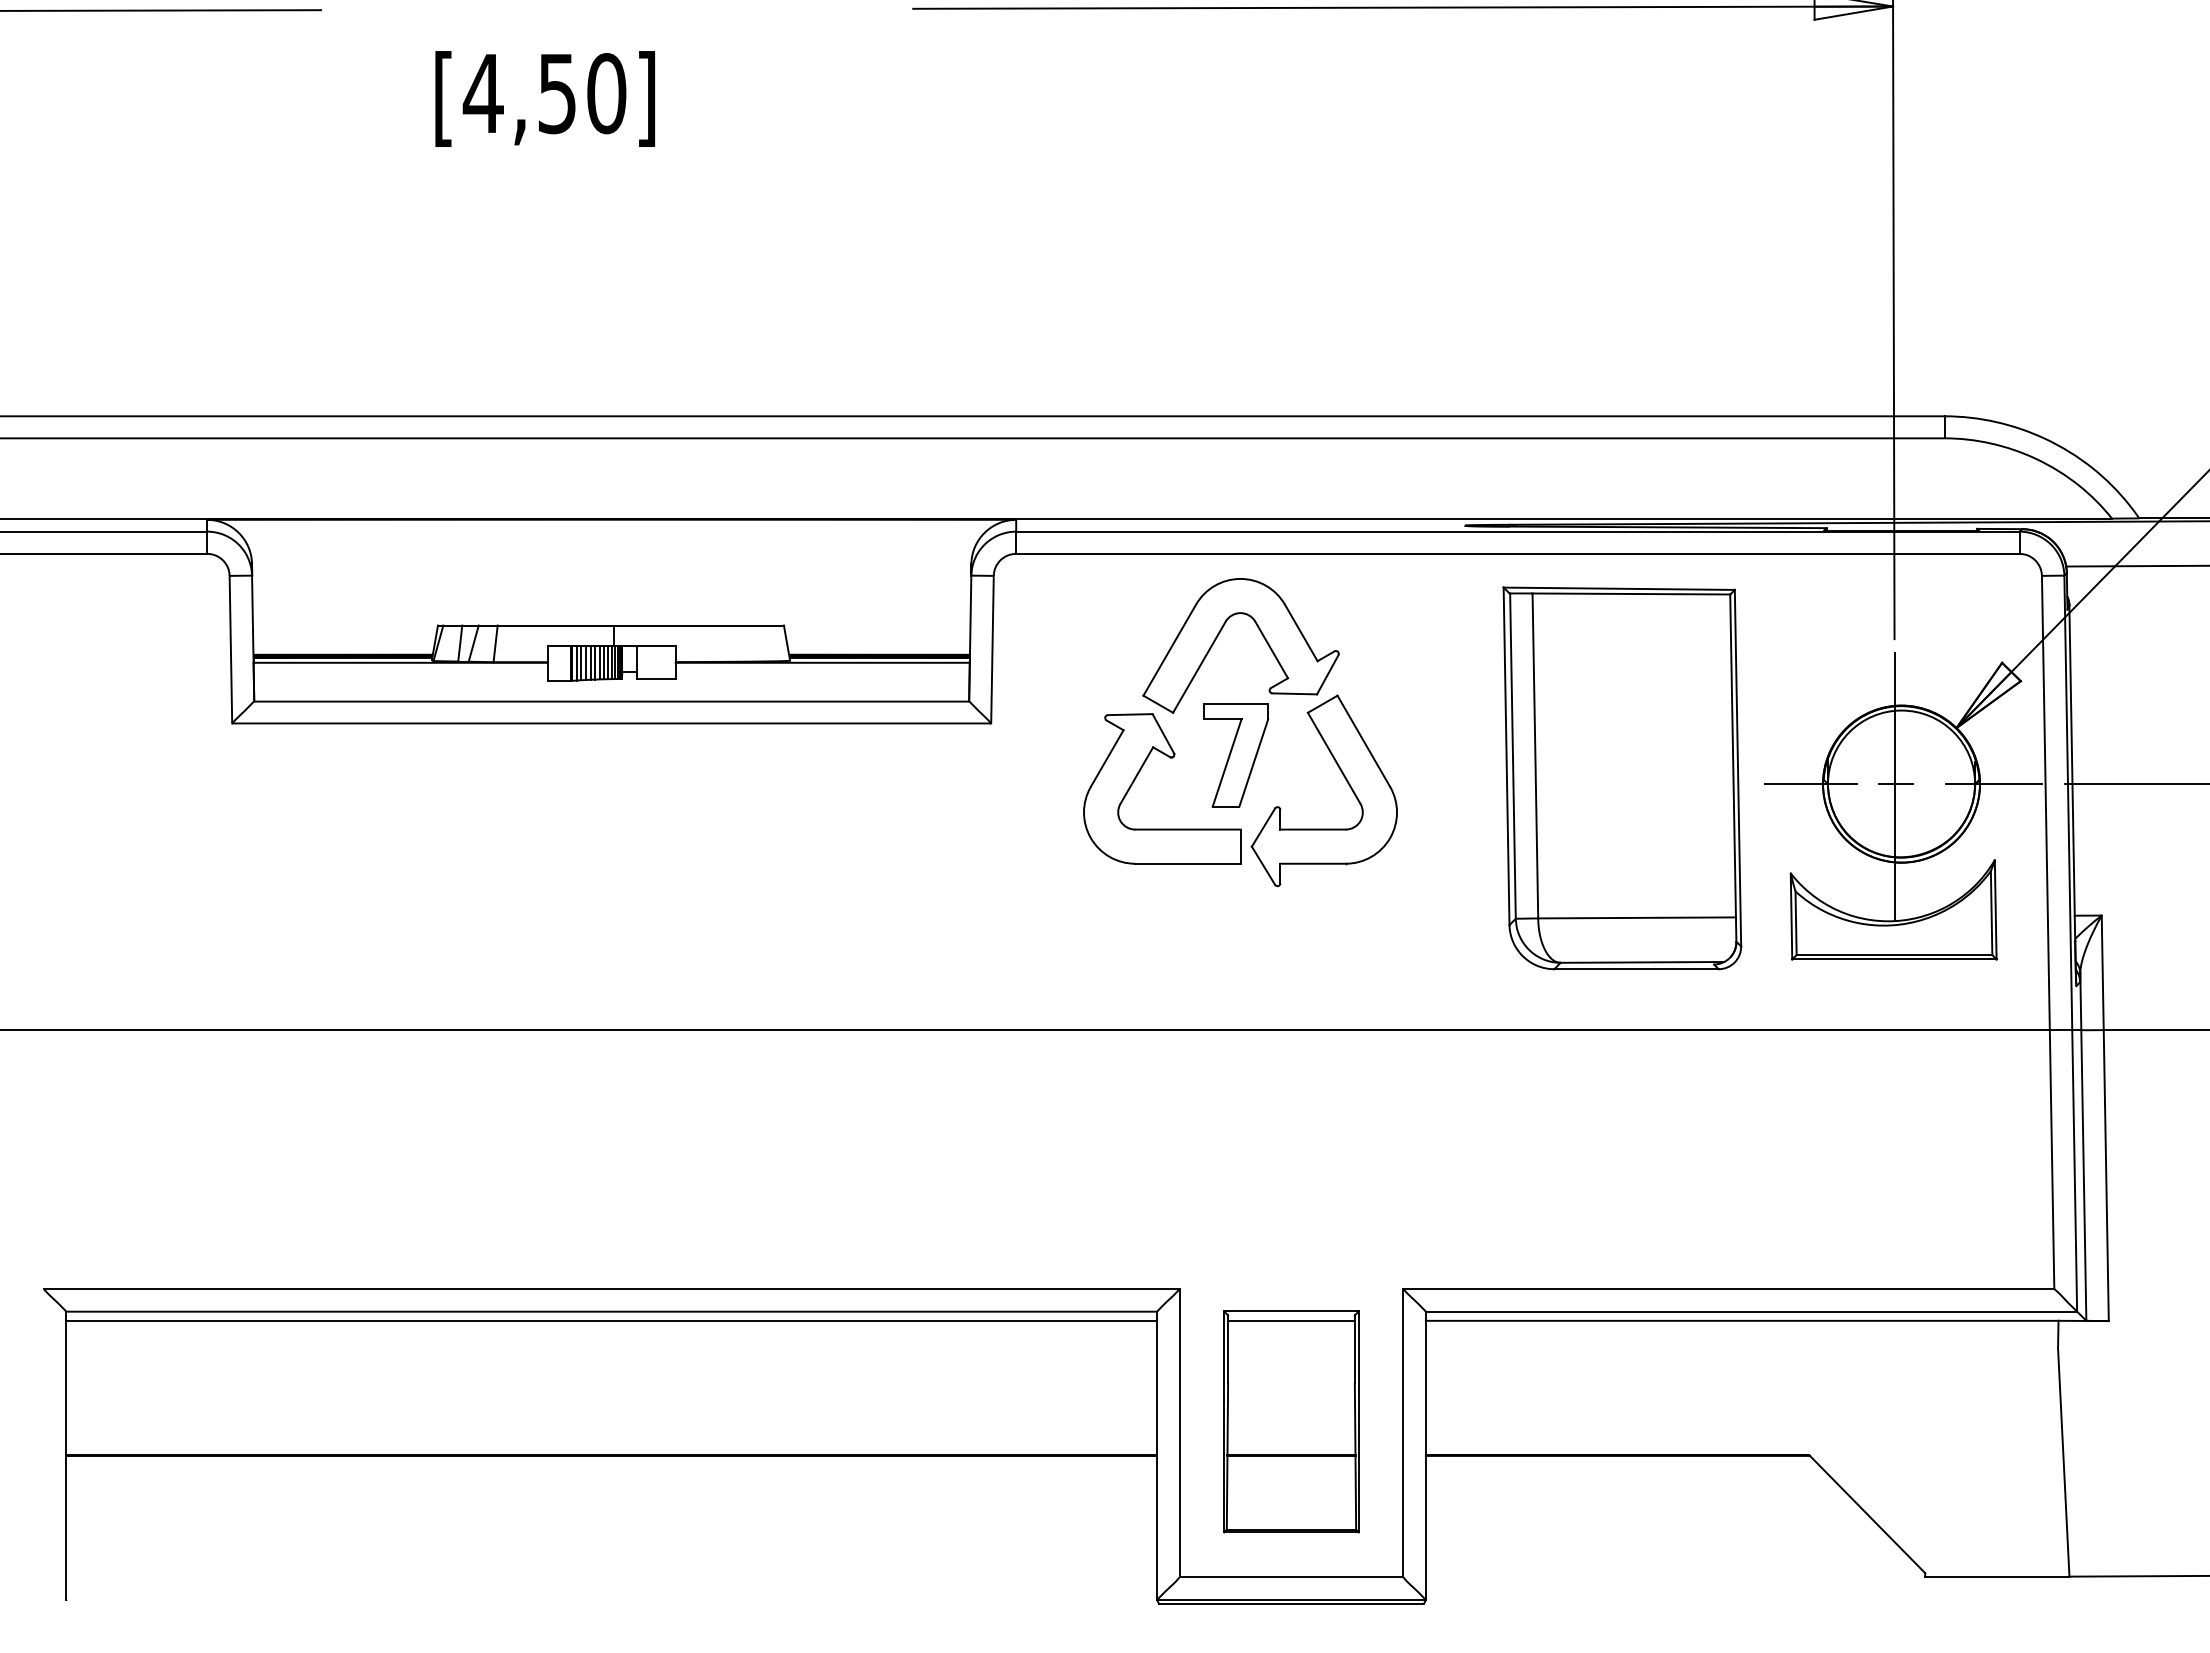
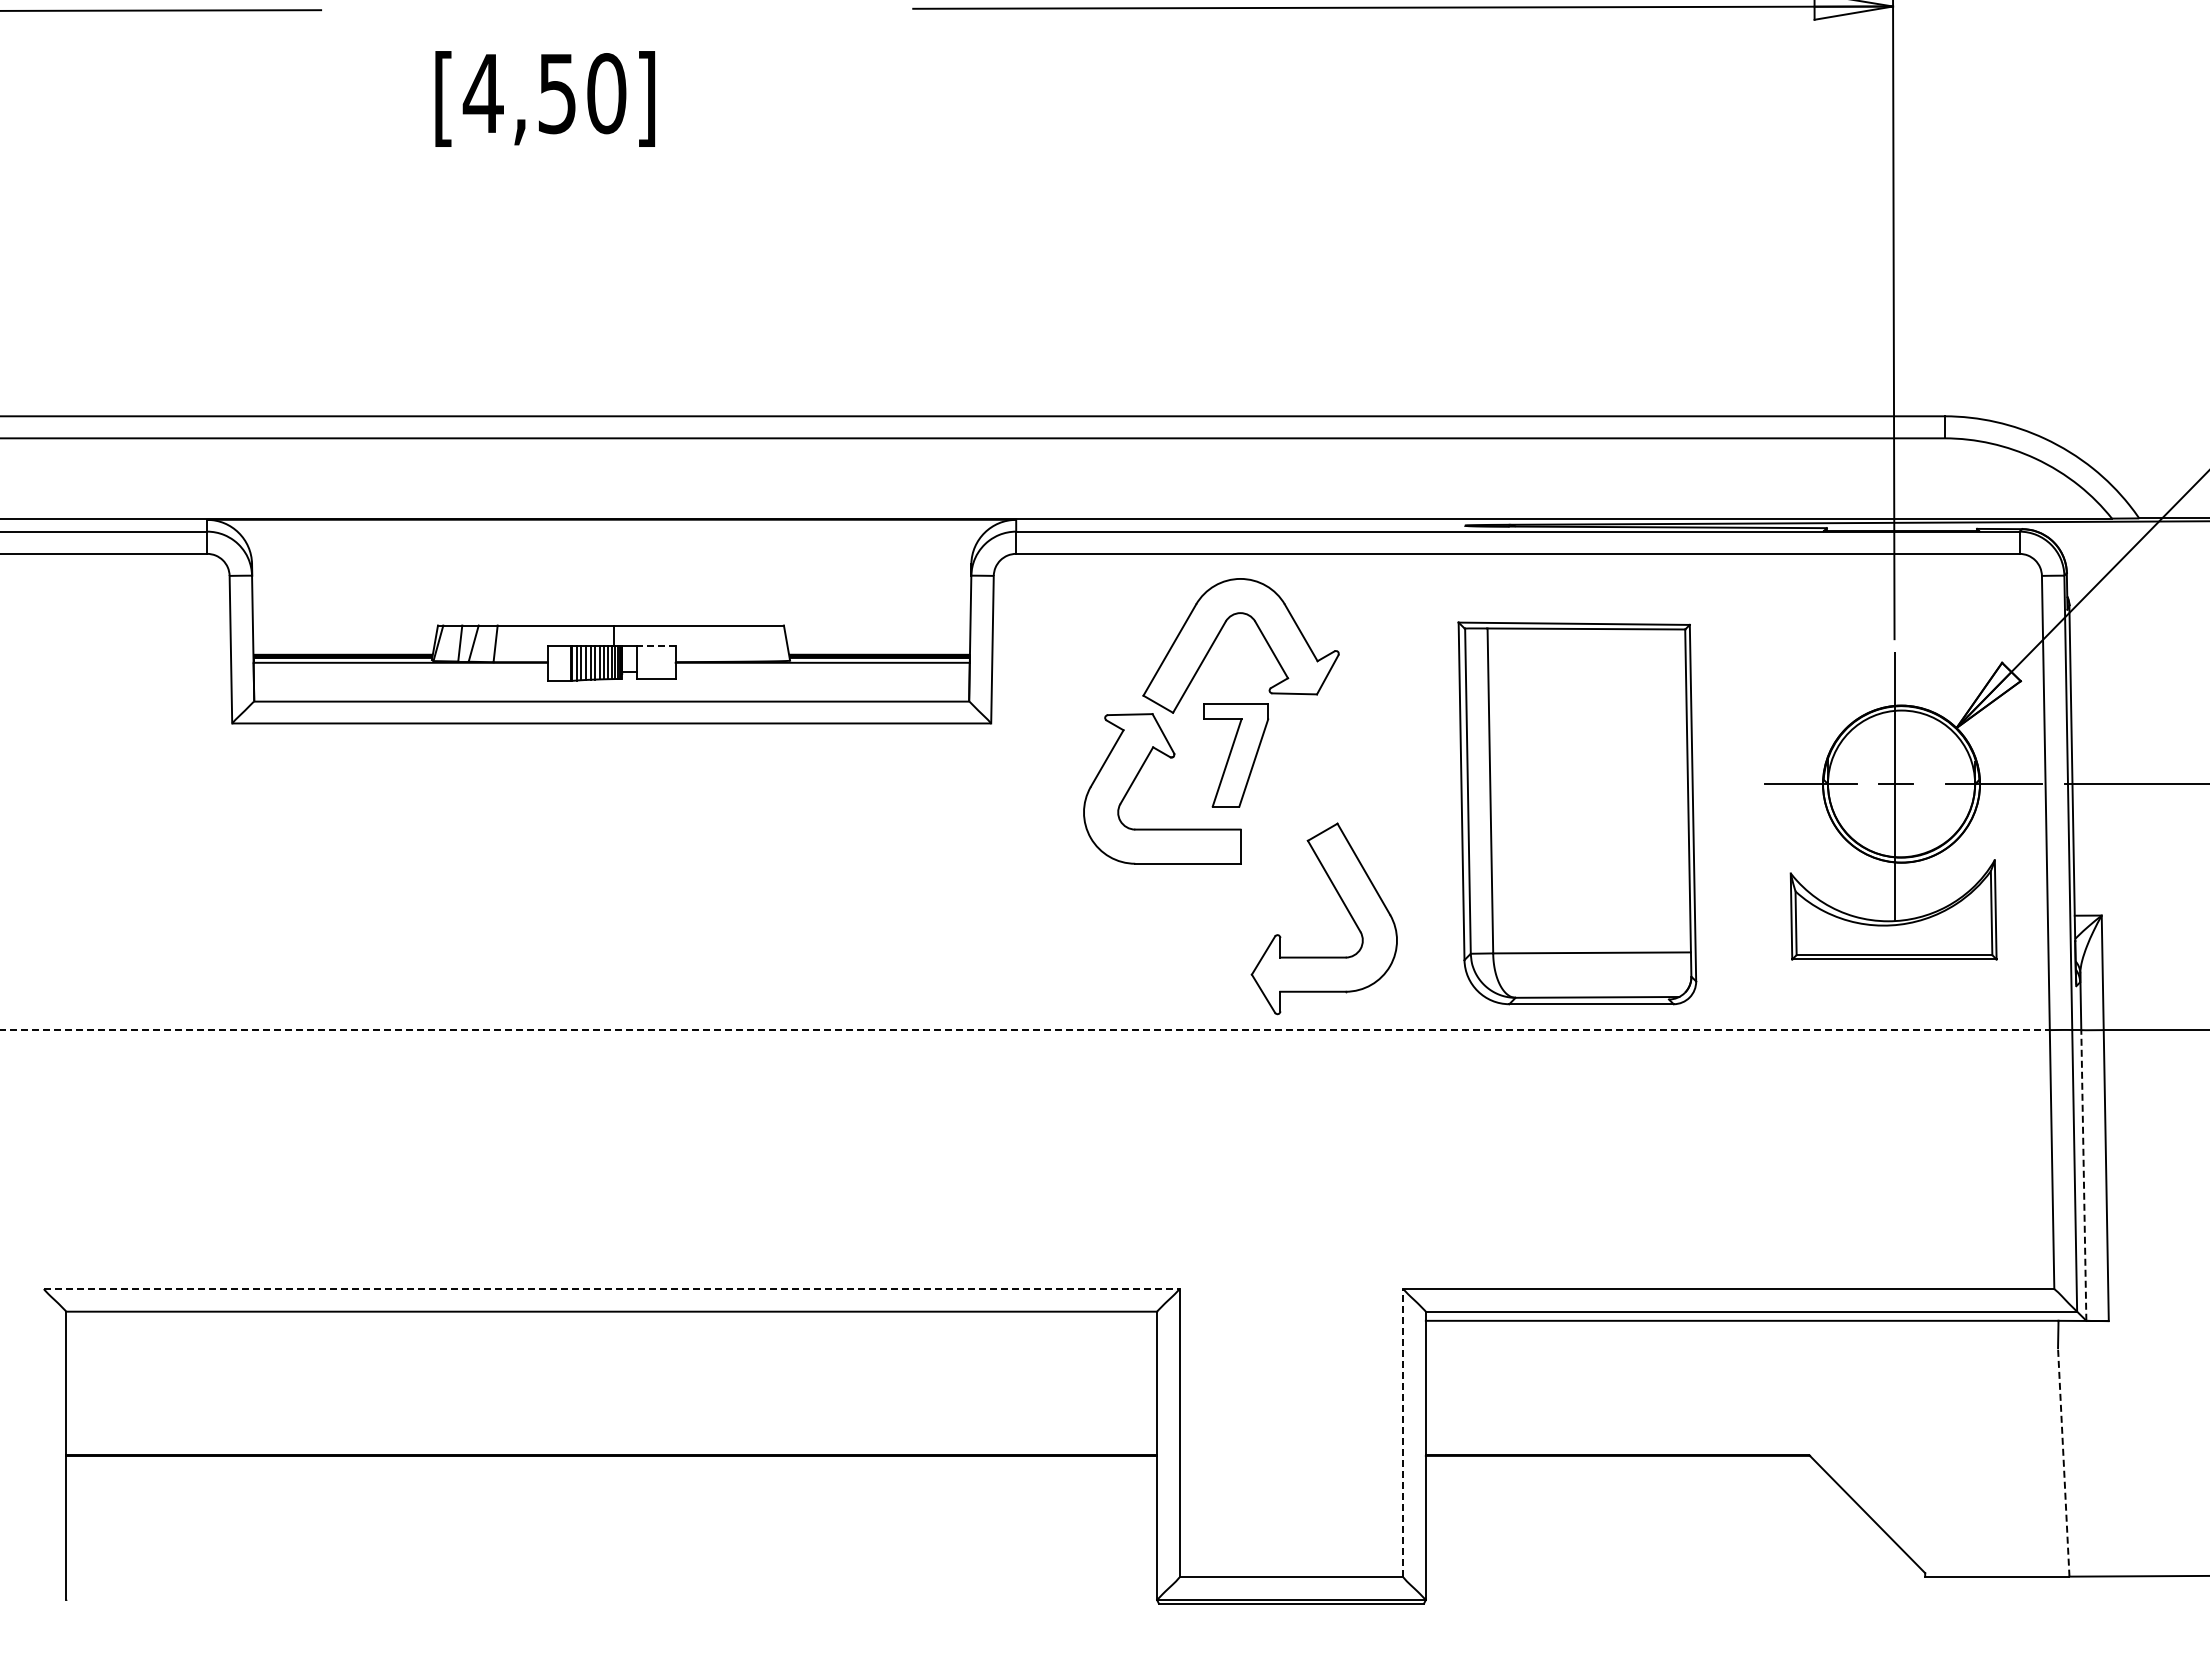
line: present -> none (2136, 565)
line: solid -> dashed (656, 645)
part position: (1622, 778) -> (1577, 813) (1577, 813)
part position: (1345, 780) -> (1345, 908) (1345, 908)
line: solid -> dashed (1025, 1030)
line: solid -> dashed (2083, 1174)
line: solid -> dashed (611, 1289)
line: present -> none (611, 1320)
part: present -> none (1291, 1421)
line: solid -> dashed (1403, 1432)
line: solid -> dashed (2063, 1461)
